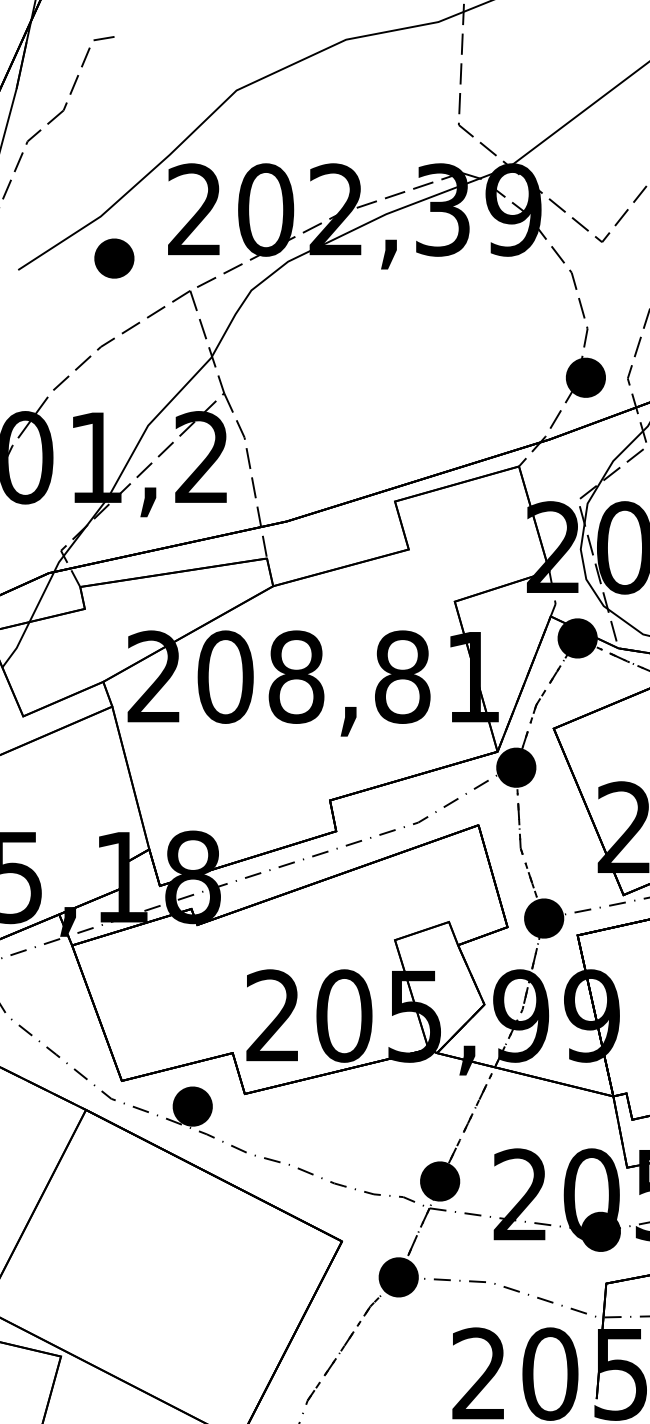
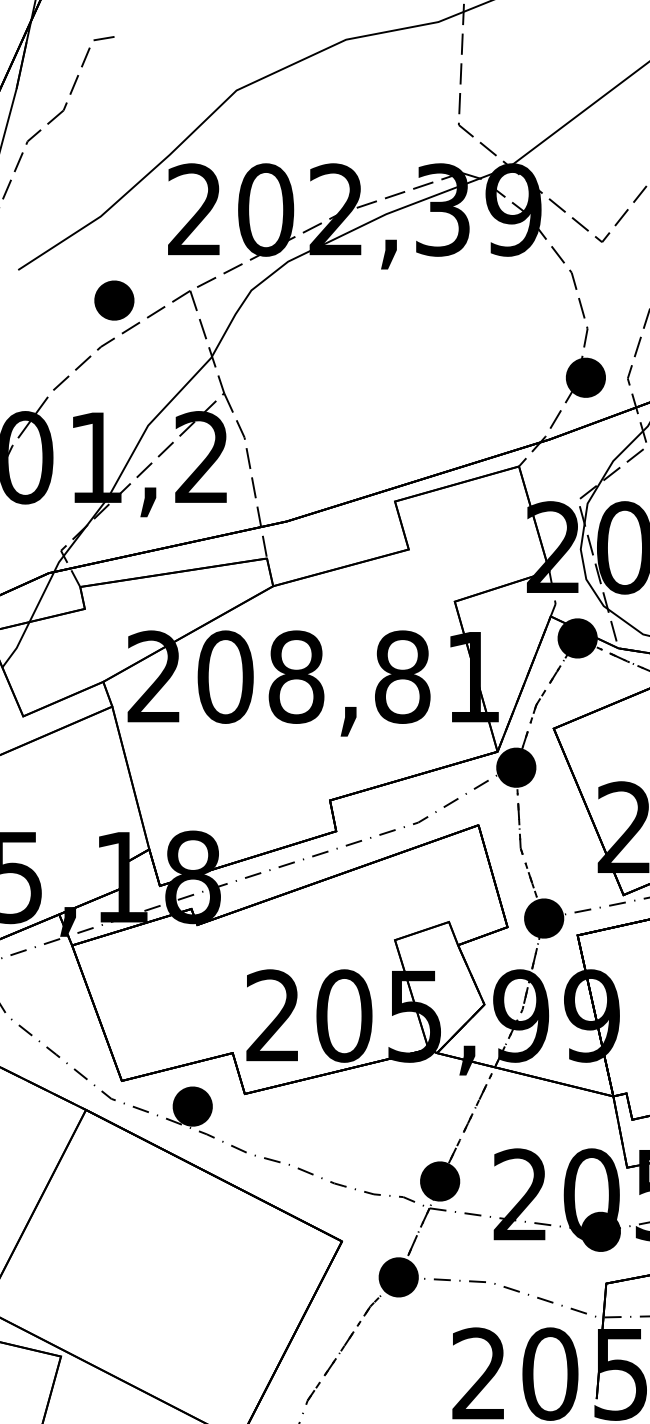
part position: (114, 258) -> (114, 300) (114, 300)
